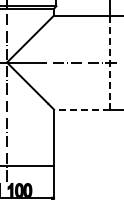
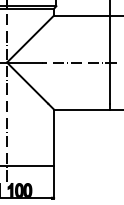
line: dashed -> solid (110, 60)
line: dashed -> solid (81, 109)
